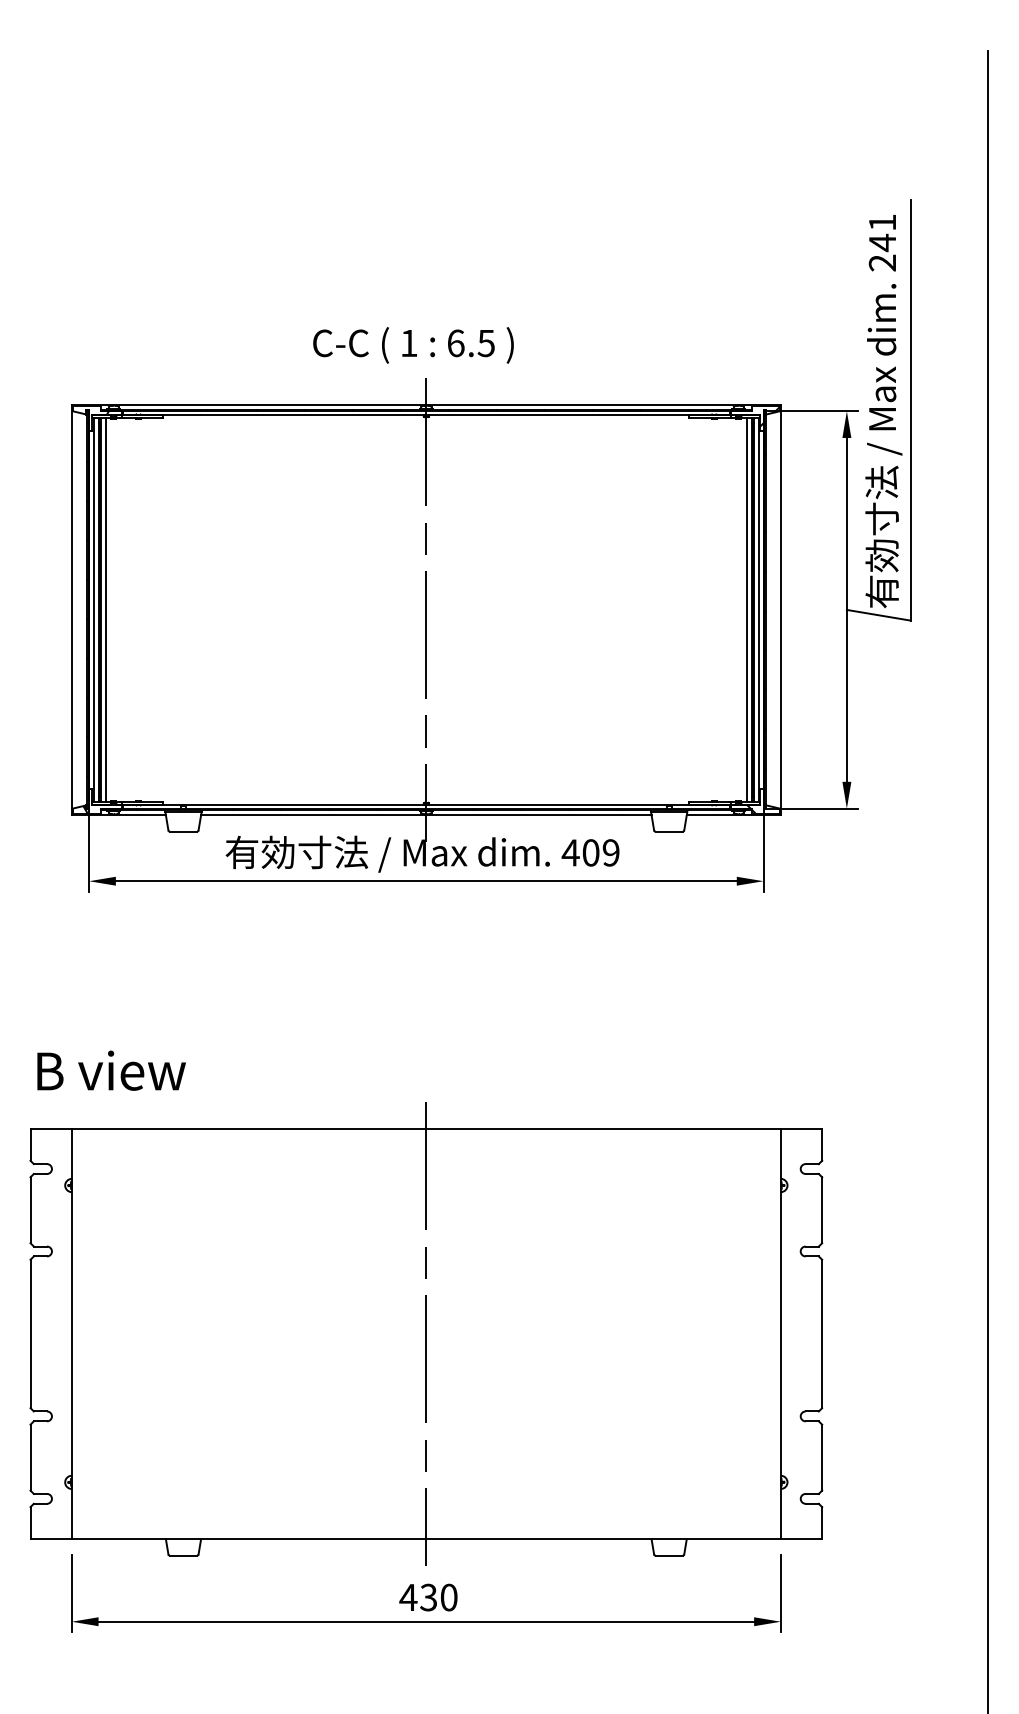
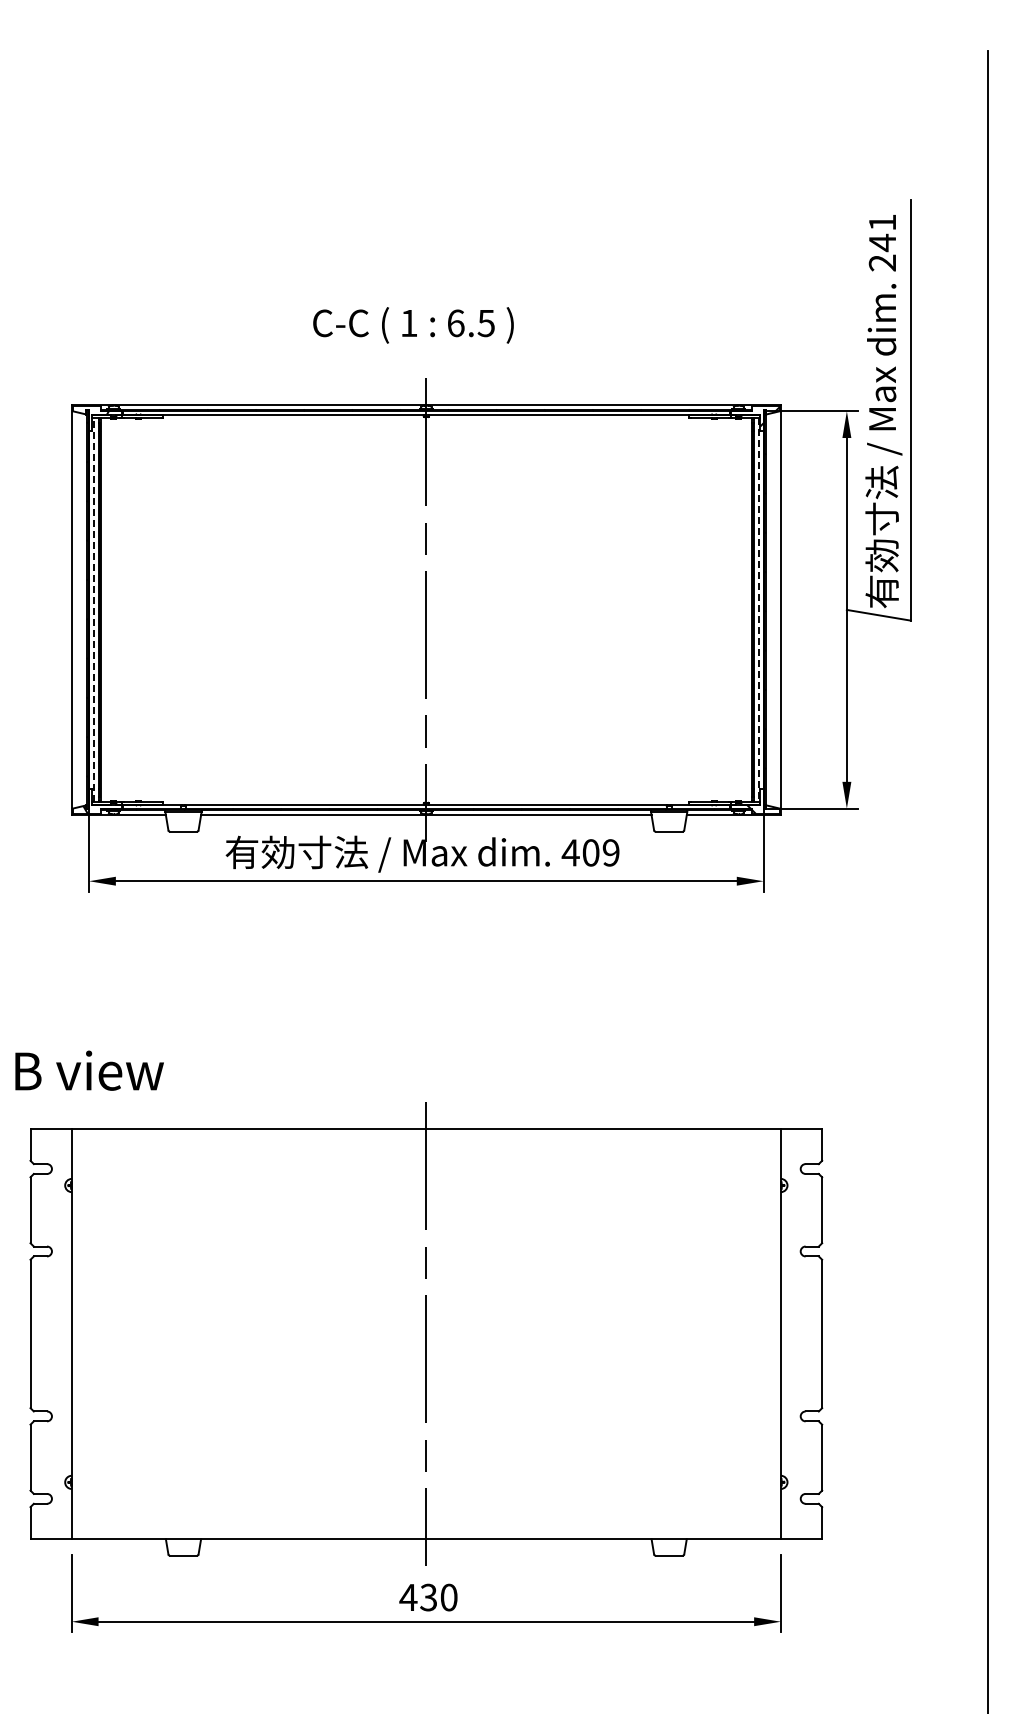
text position: (413, 345) -> (413, 325) (413, 325)
line: solid -> dashed (94, 609)
line: present -> none (105, 609)
line: present -> none (747, 609)
line: solid -> dashed (758, 609)
text position: (111, 1070) -> (89, 1070) (89, 1070)
